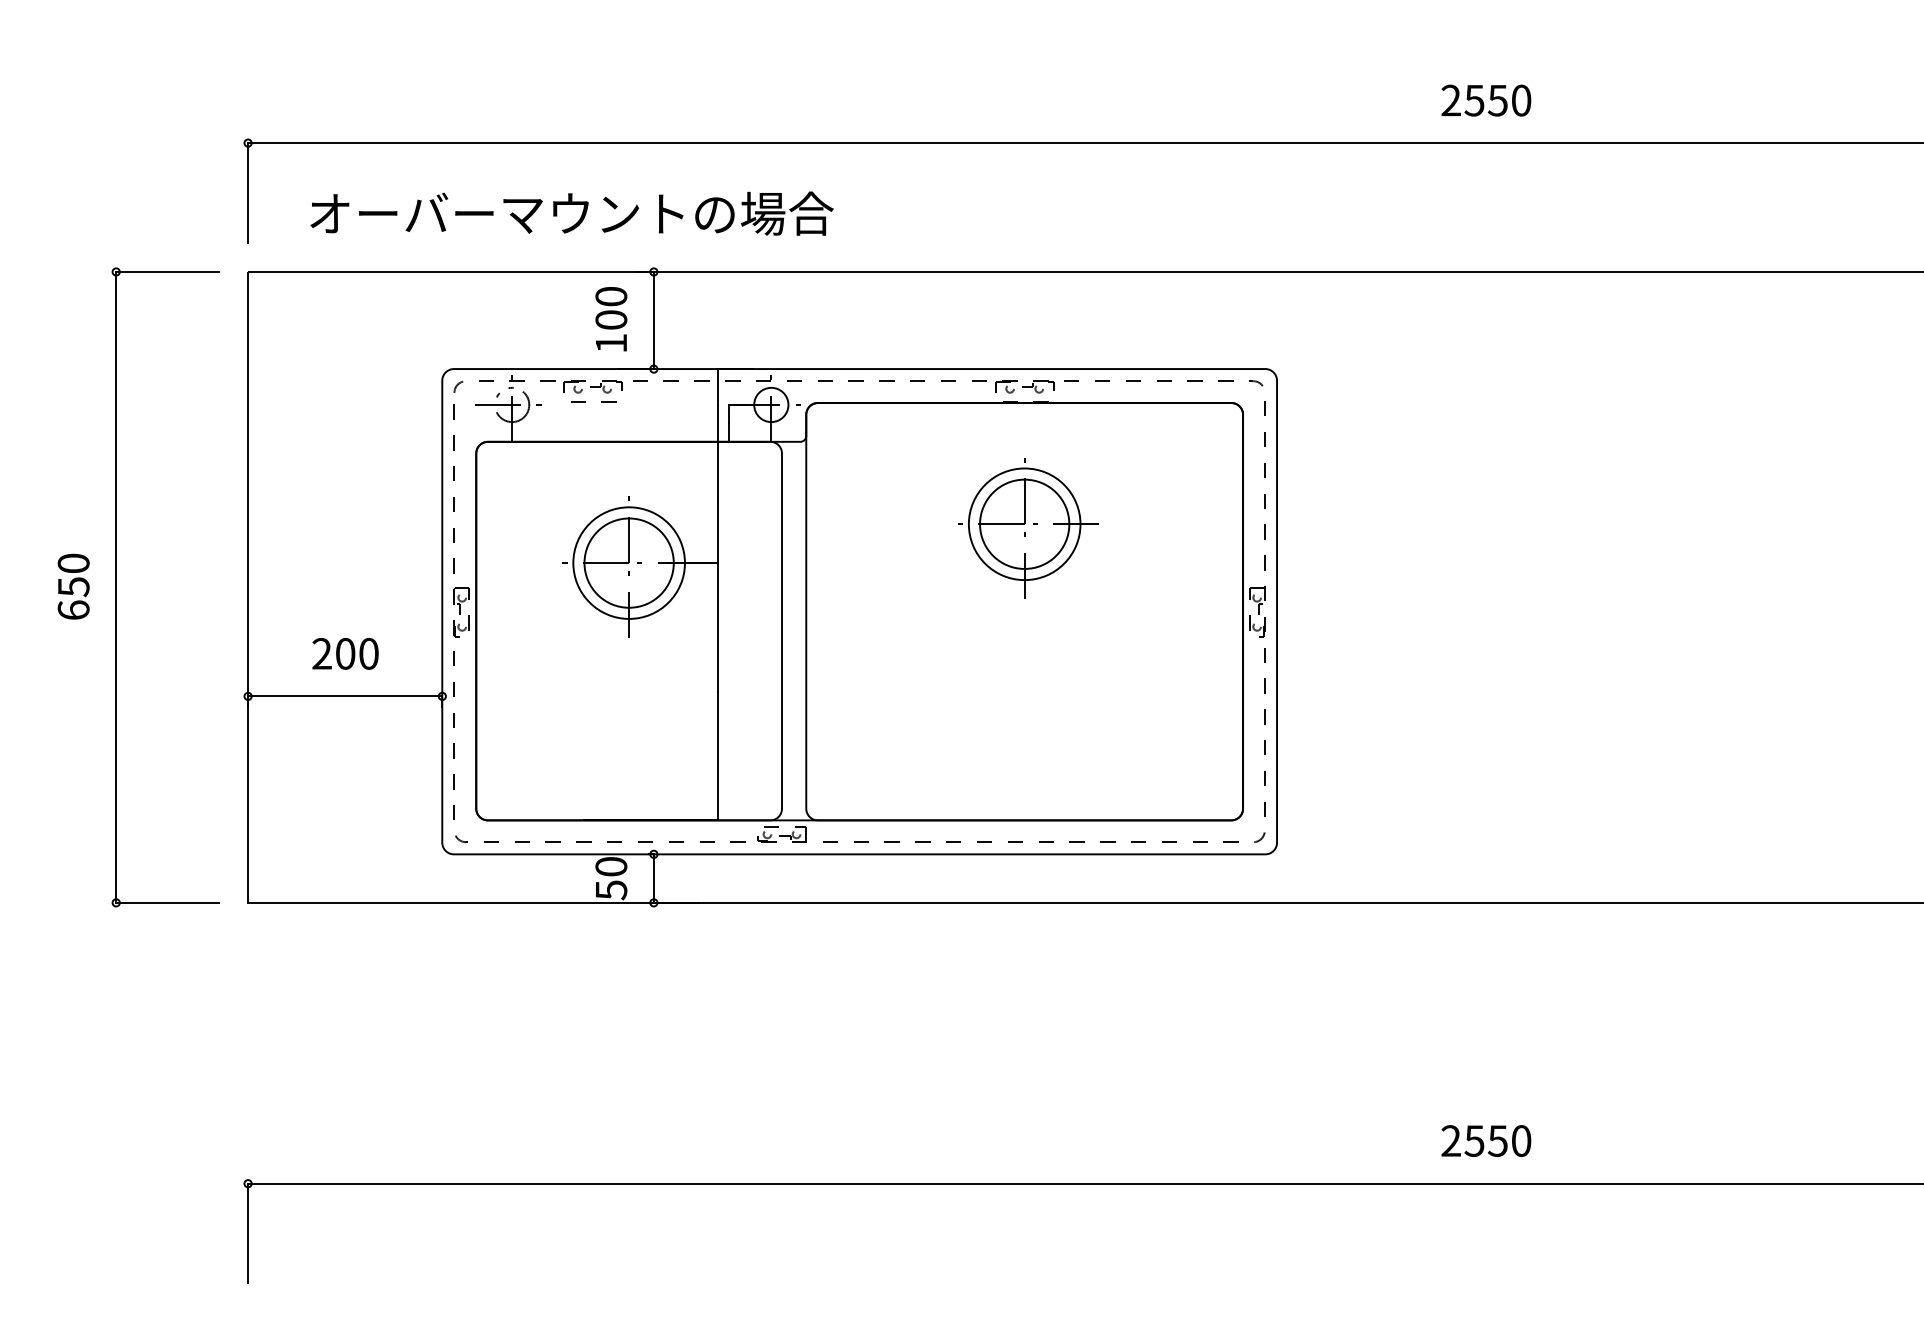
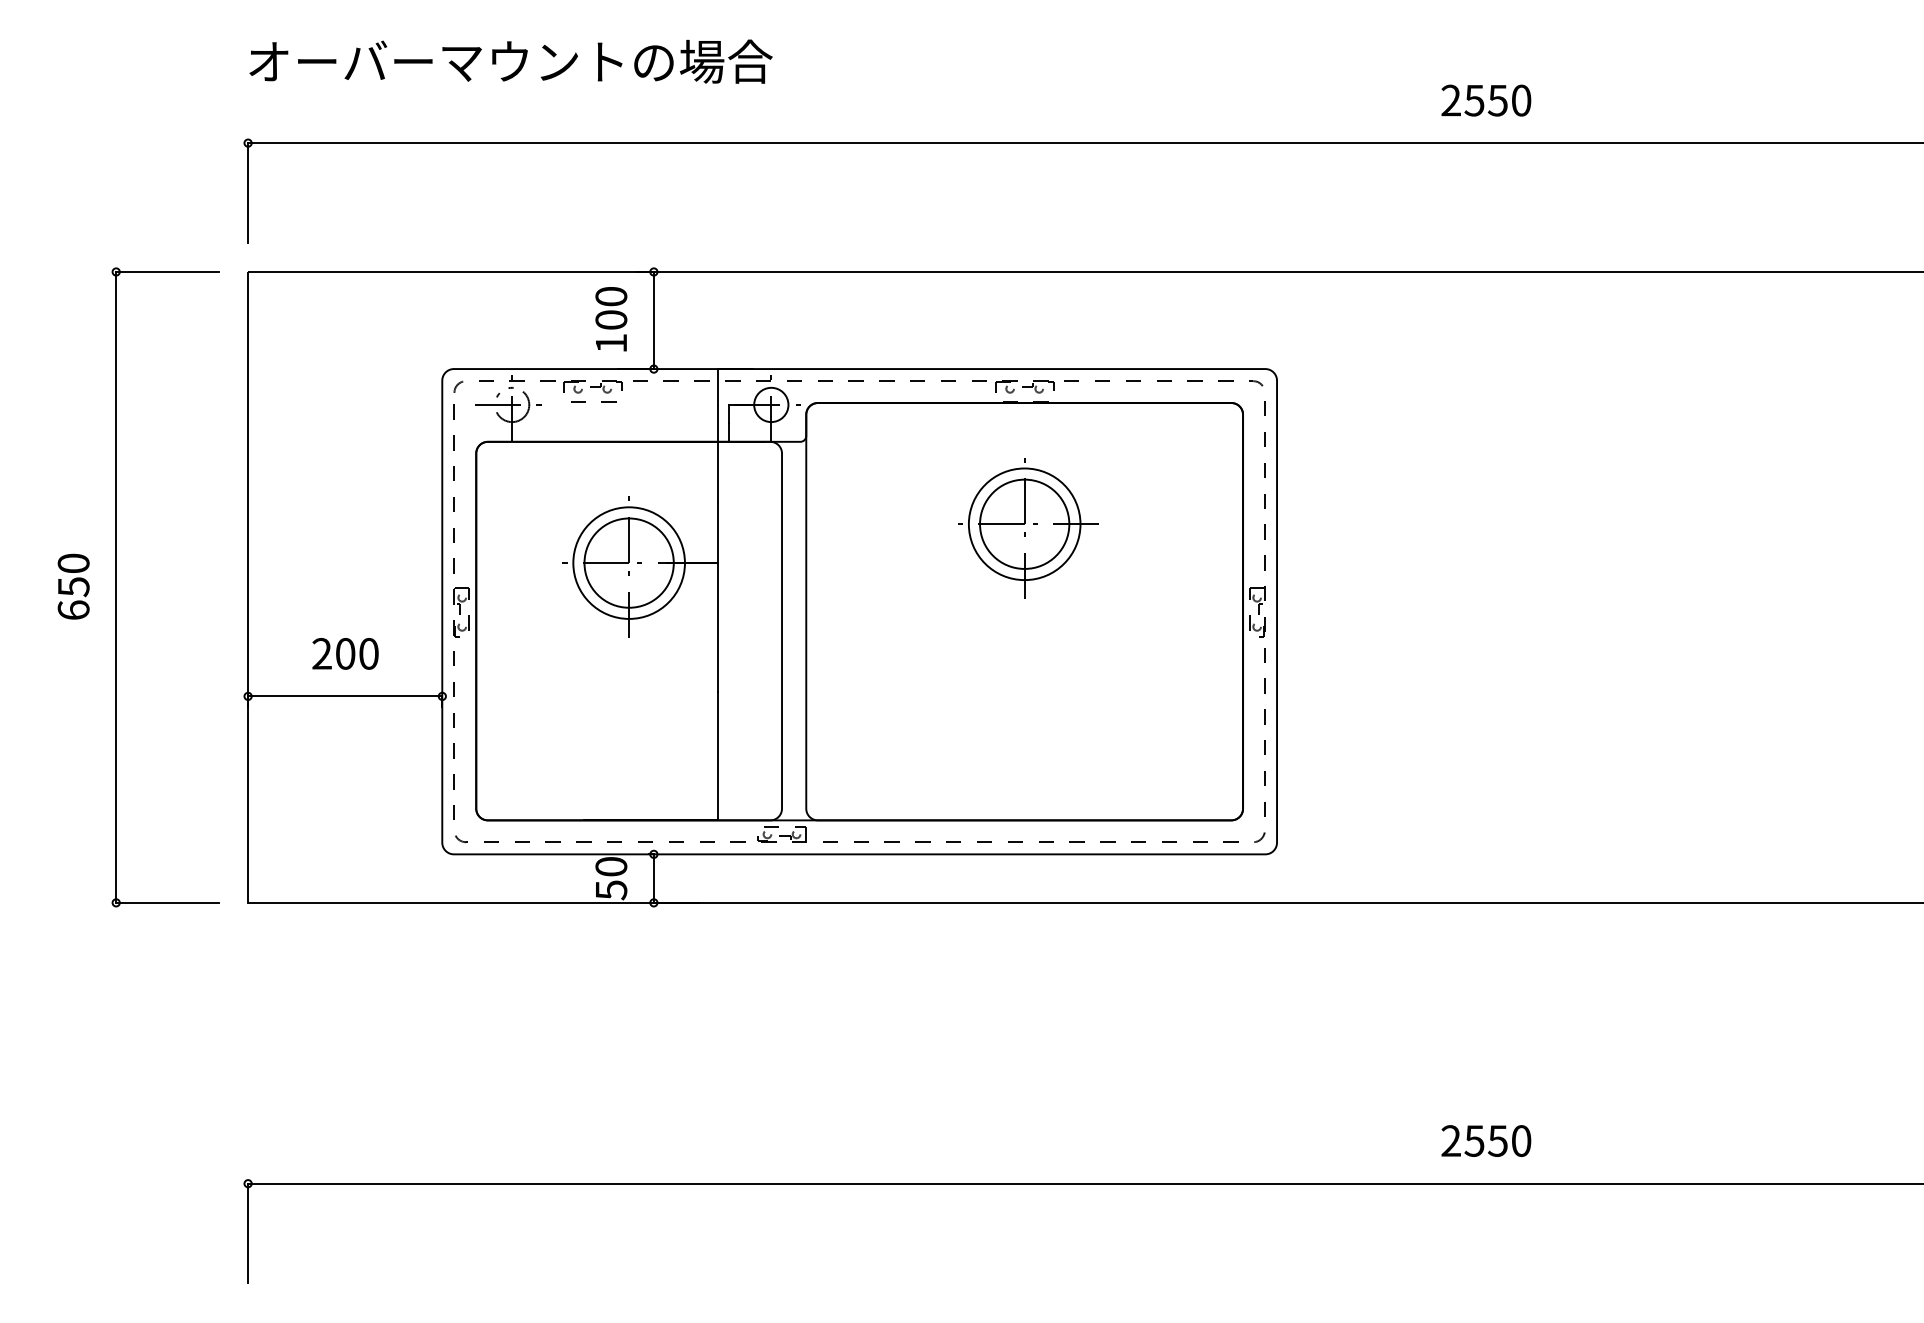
text position: (571, 213) -> (510, 61) (510, 61)
